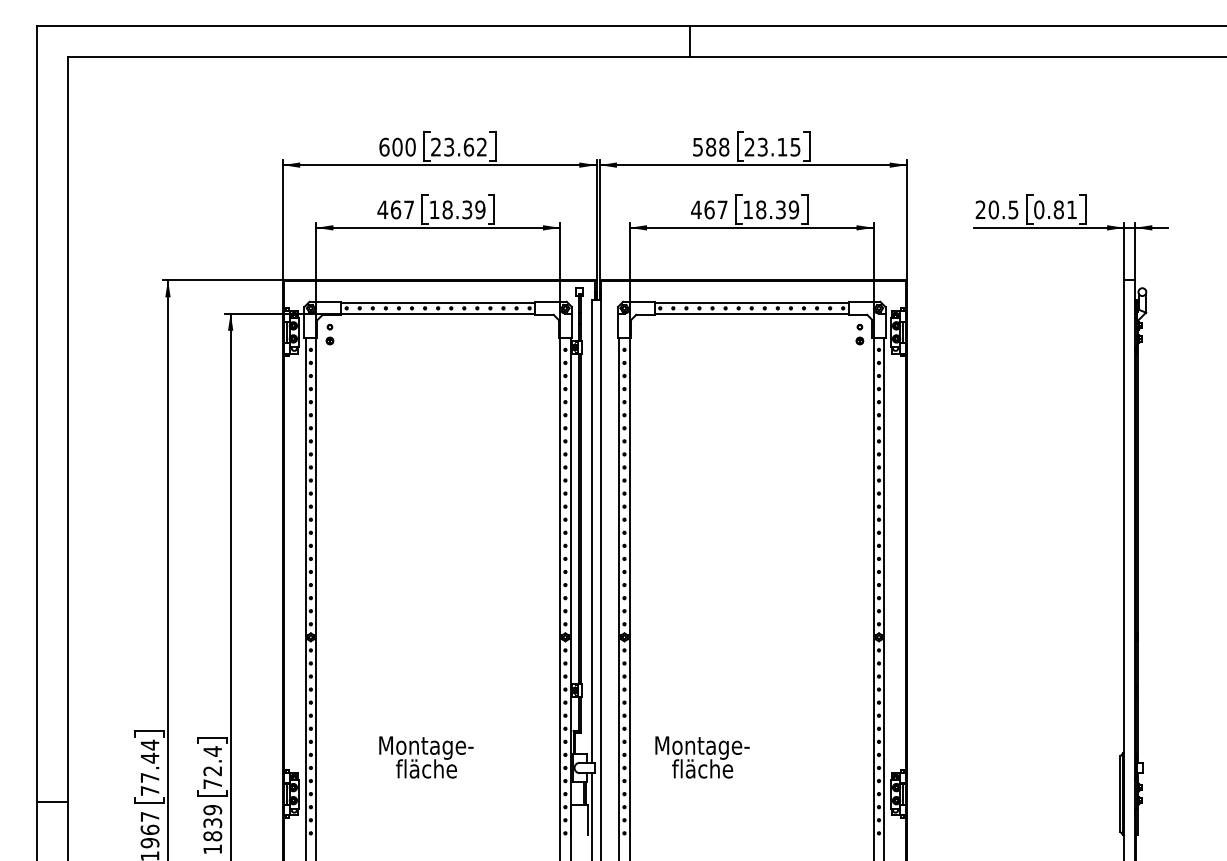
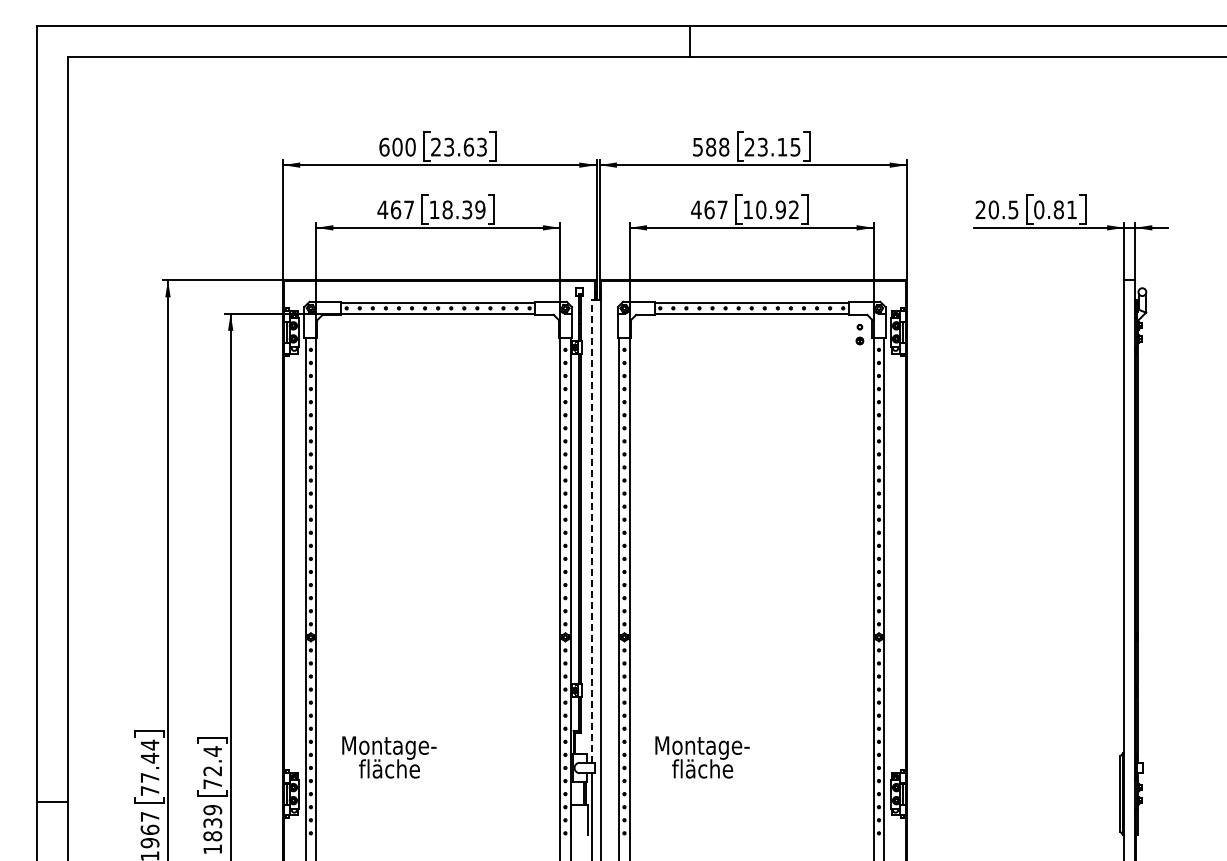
text: 23.62 -> 23.63 (481, 147)
text: 18.39 -> 10.92 (777, 209)
part: present -> none (329, 334)
line: solid -> dashed (591, 531)
text position: (426, 757) -> (389, 757) (389, 757)
